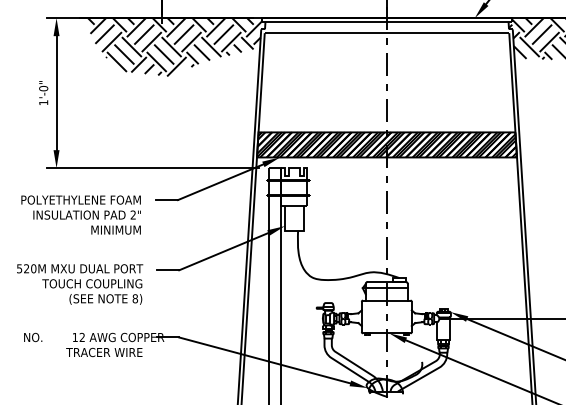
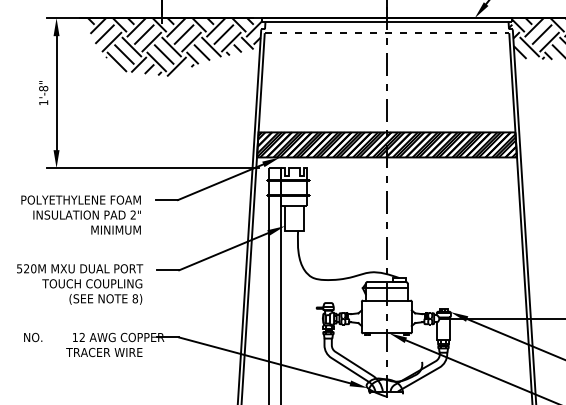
line: solid -> dashed (387, 33)
text: 1'-0" -> 1'-8" (43, 88)
